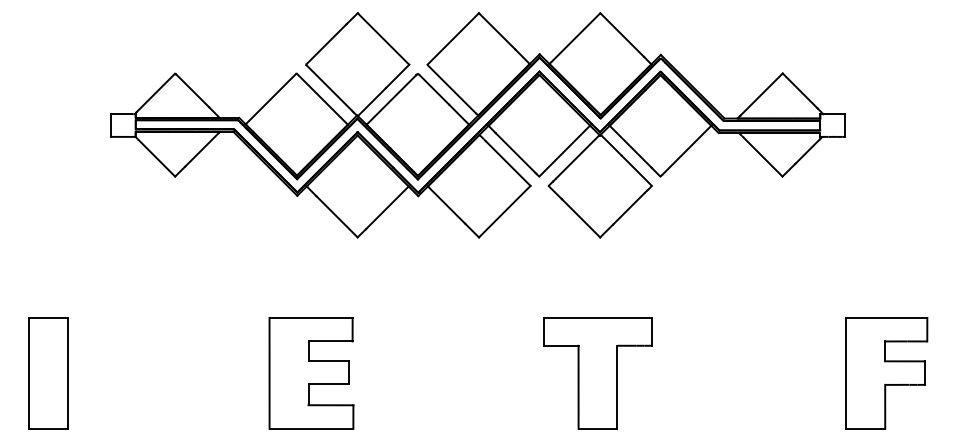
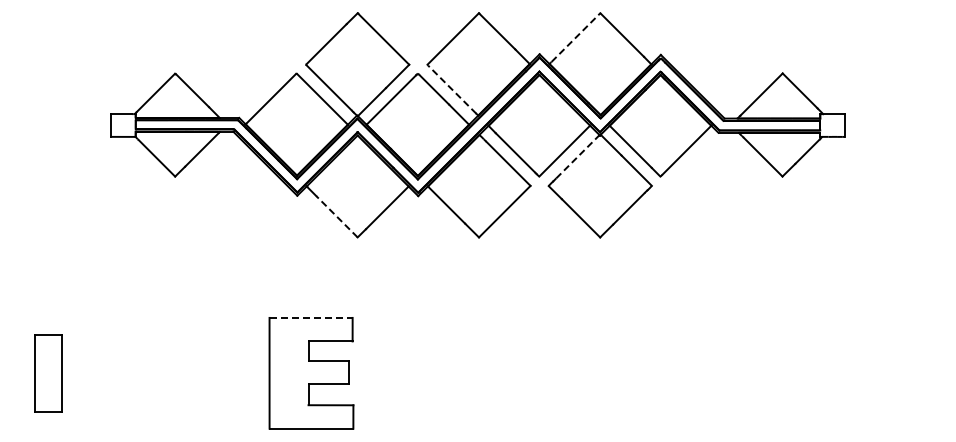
line: solid -> dashed (576, 37)
line: solid -> dashed (451, 89)
line: solid -> dashed (577, 156)
line: solid -> dashed (336, 216)
line: solid -> dashed (311, 317)
part size: 41x113 px -> 29x79 px (48, 373)
part: present -> none (597, 373)
part: present -> none (886, 373)
